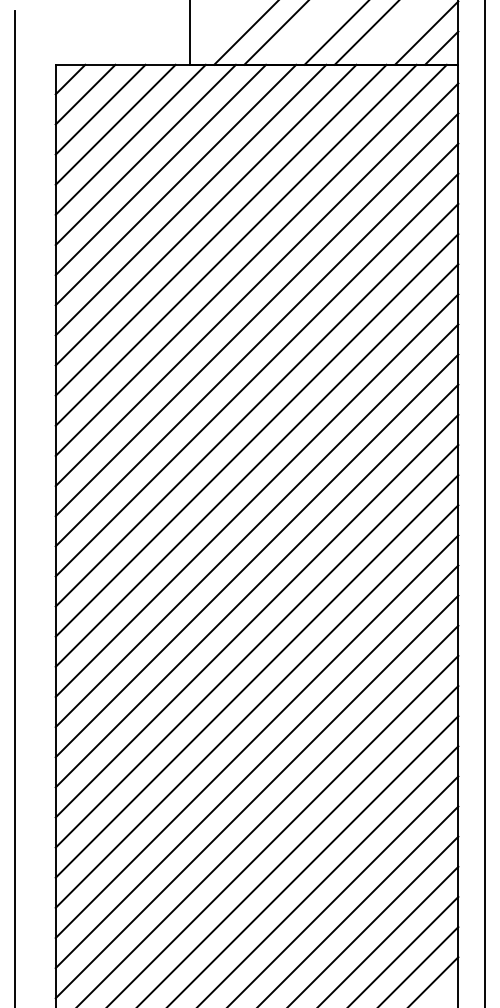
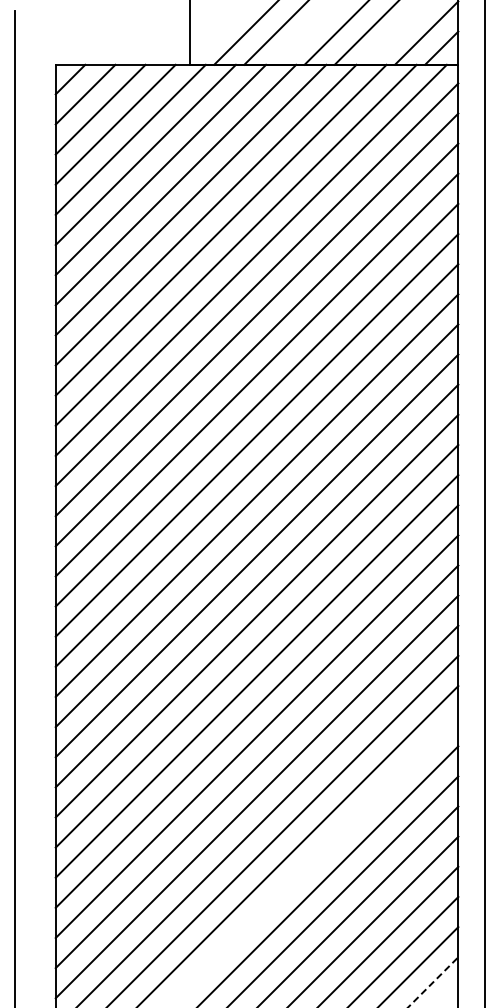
line: present -> none (313, 860)
line: solid -> dashed (433, 981)
